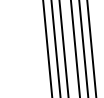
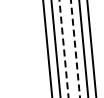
line: solid -> dashed (63, 48)
line: solid -> dashed (75, 48)
